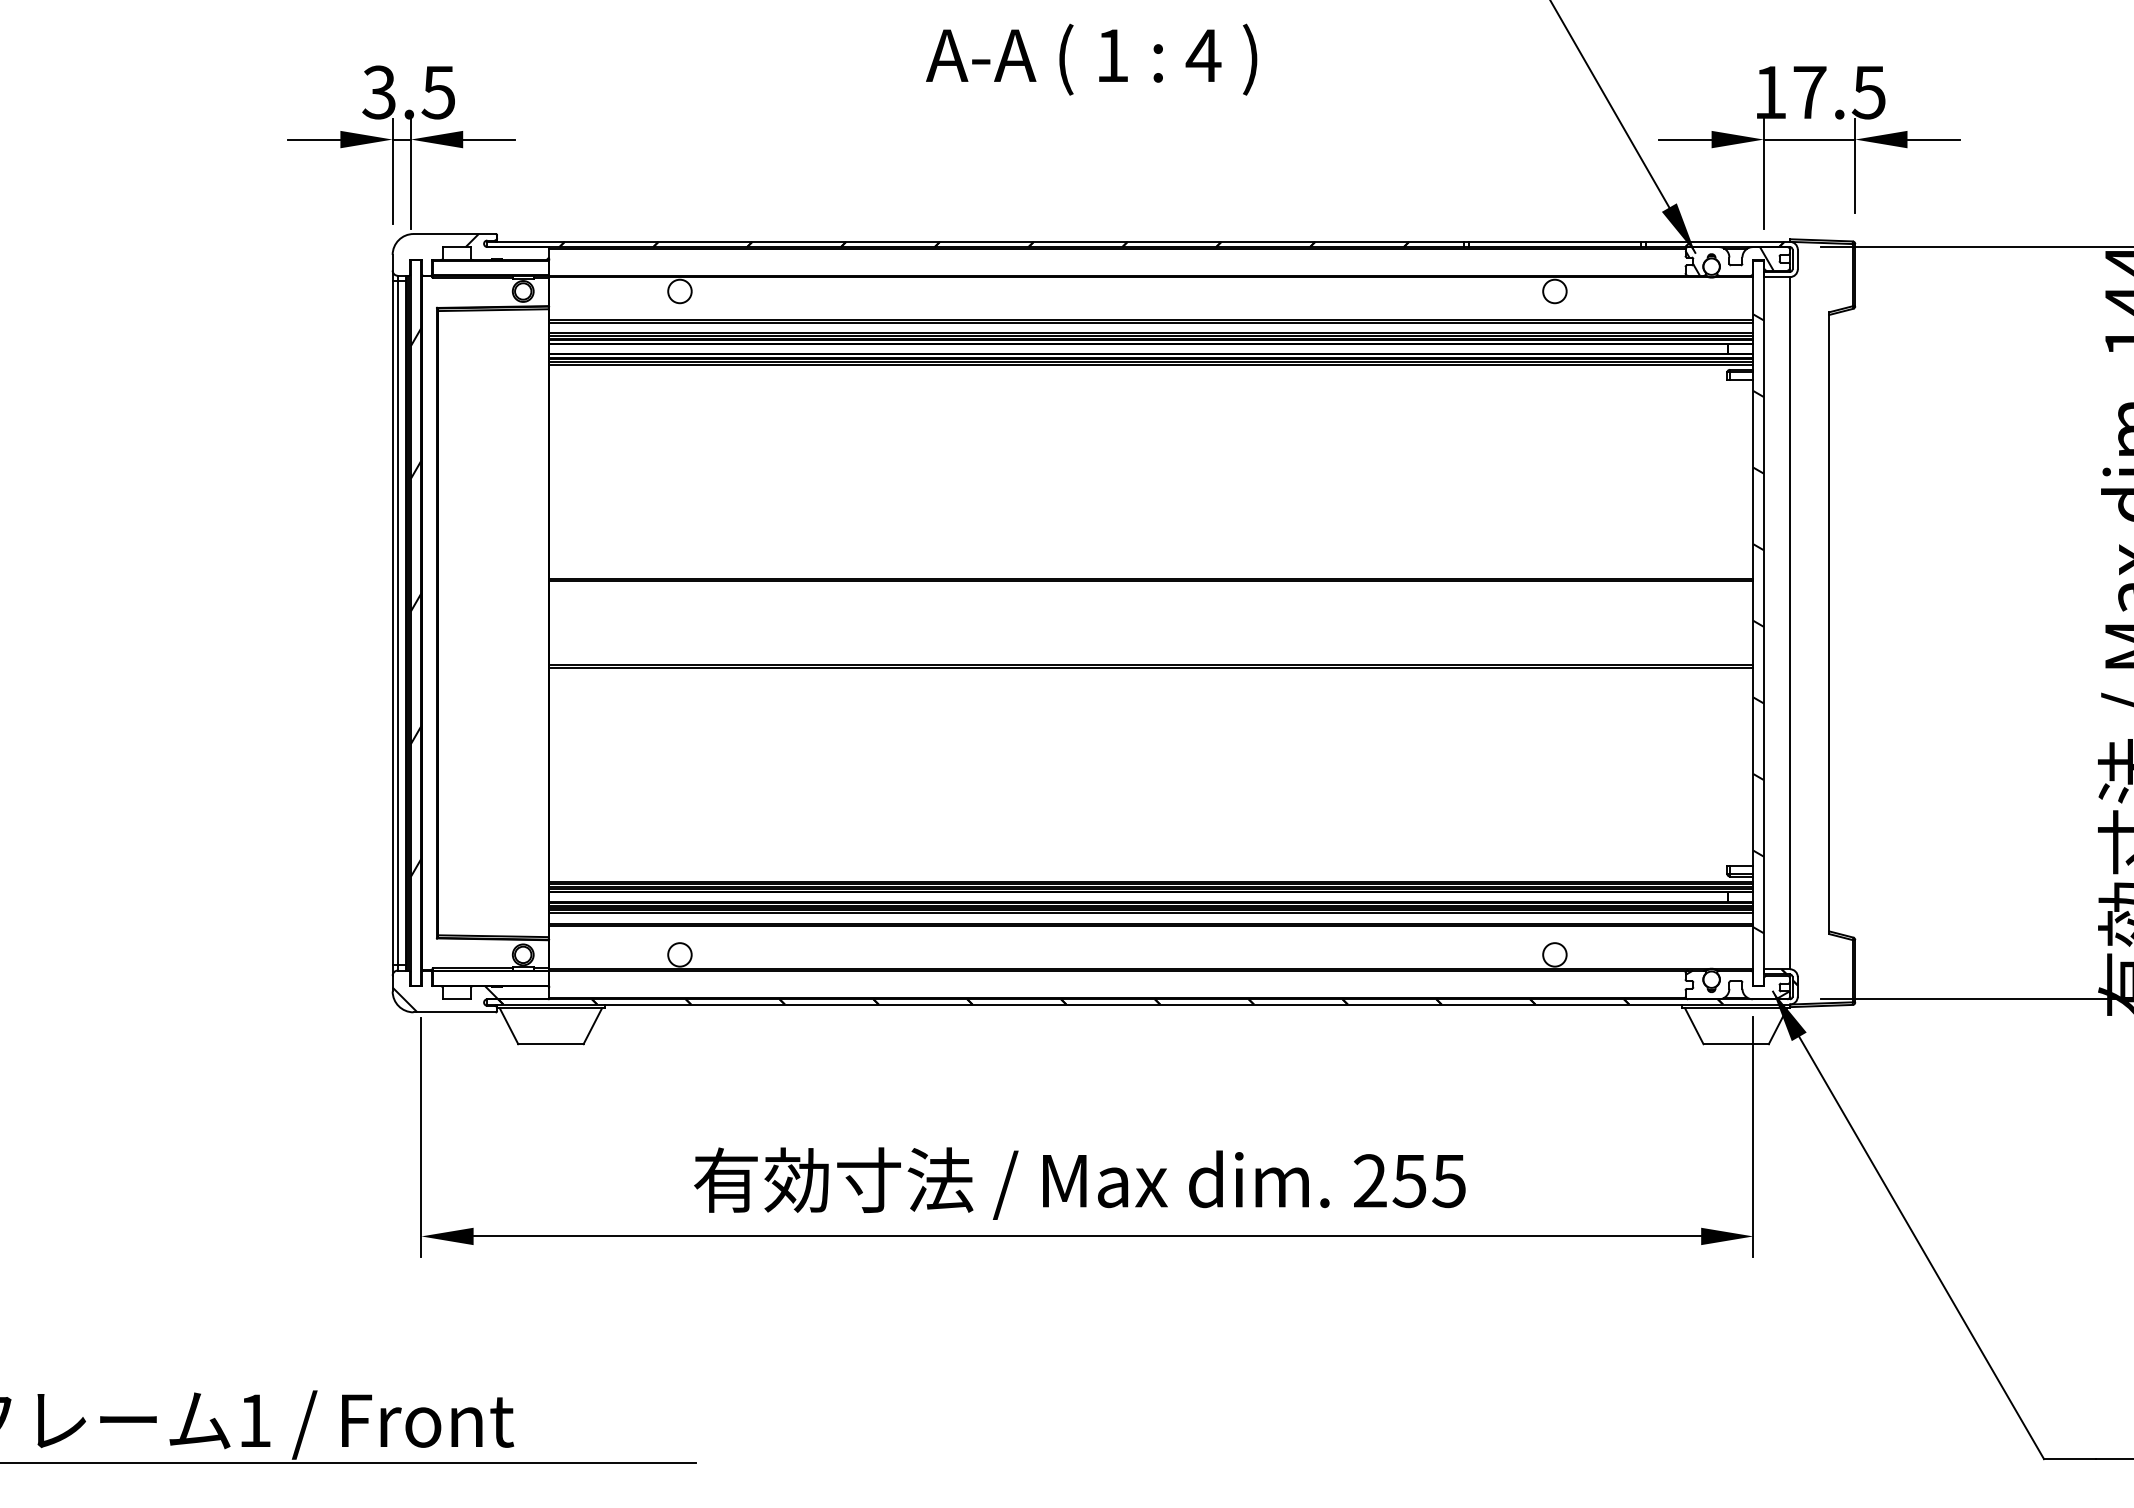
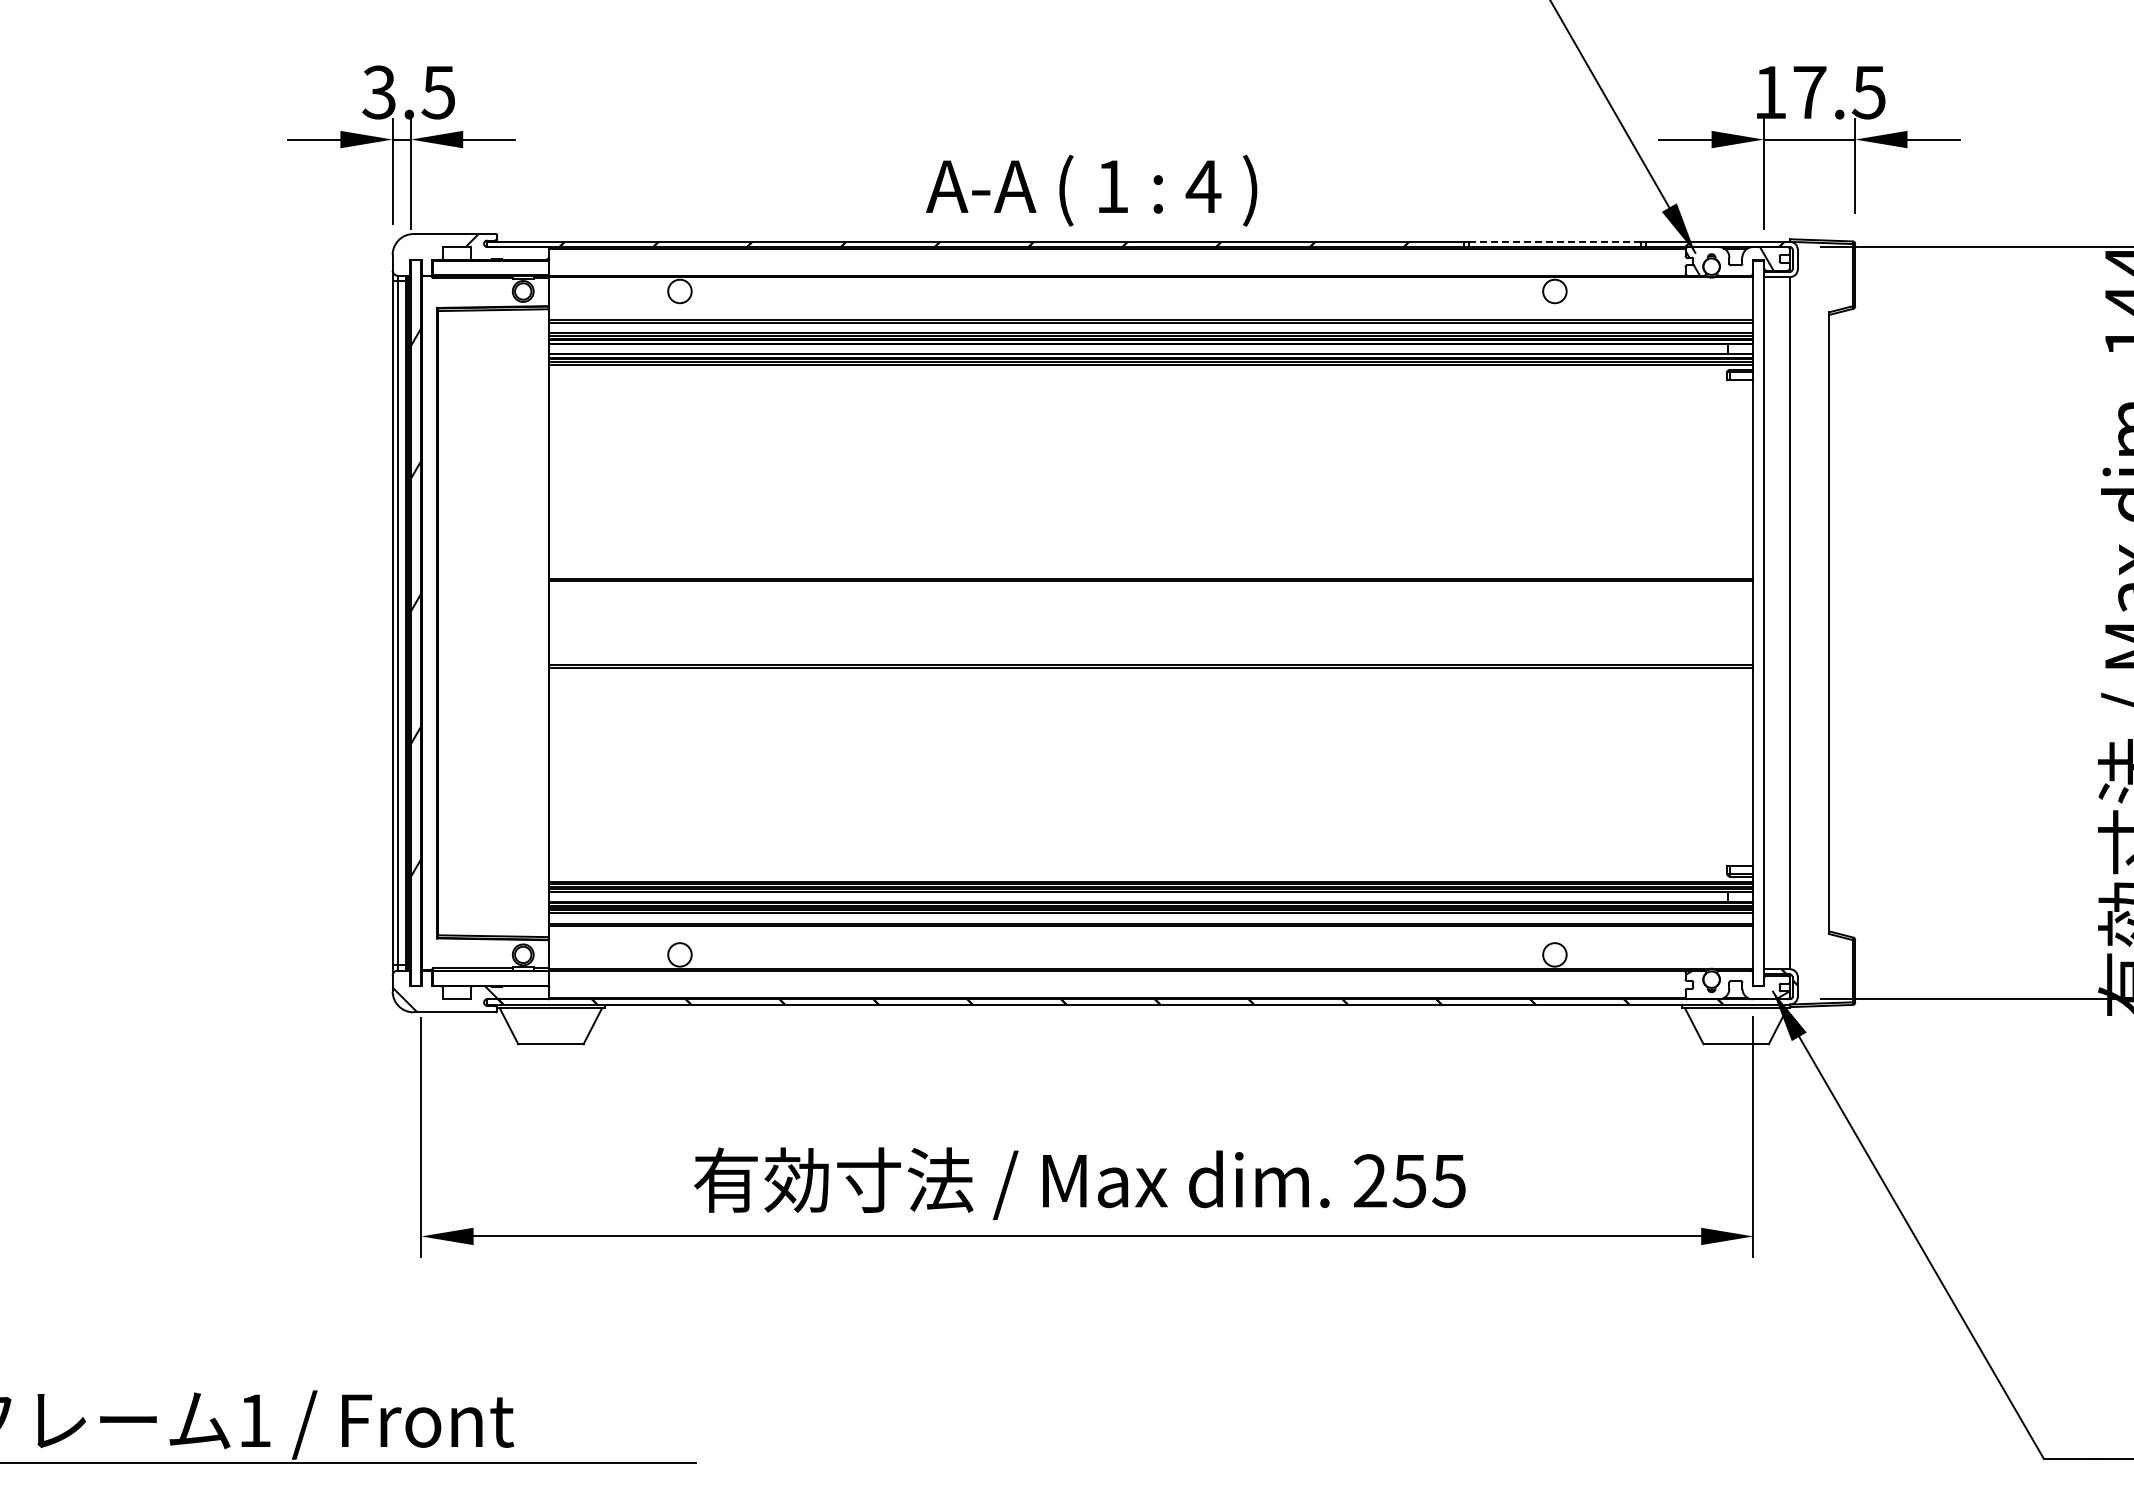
text position: (1091, 59) -> (1091, 190) (1091, 190)
line: solid -> dashed (1555, 241)
hatch: present -> none (1758, 623)
